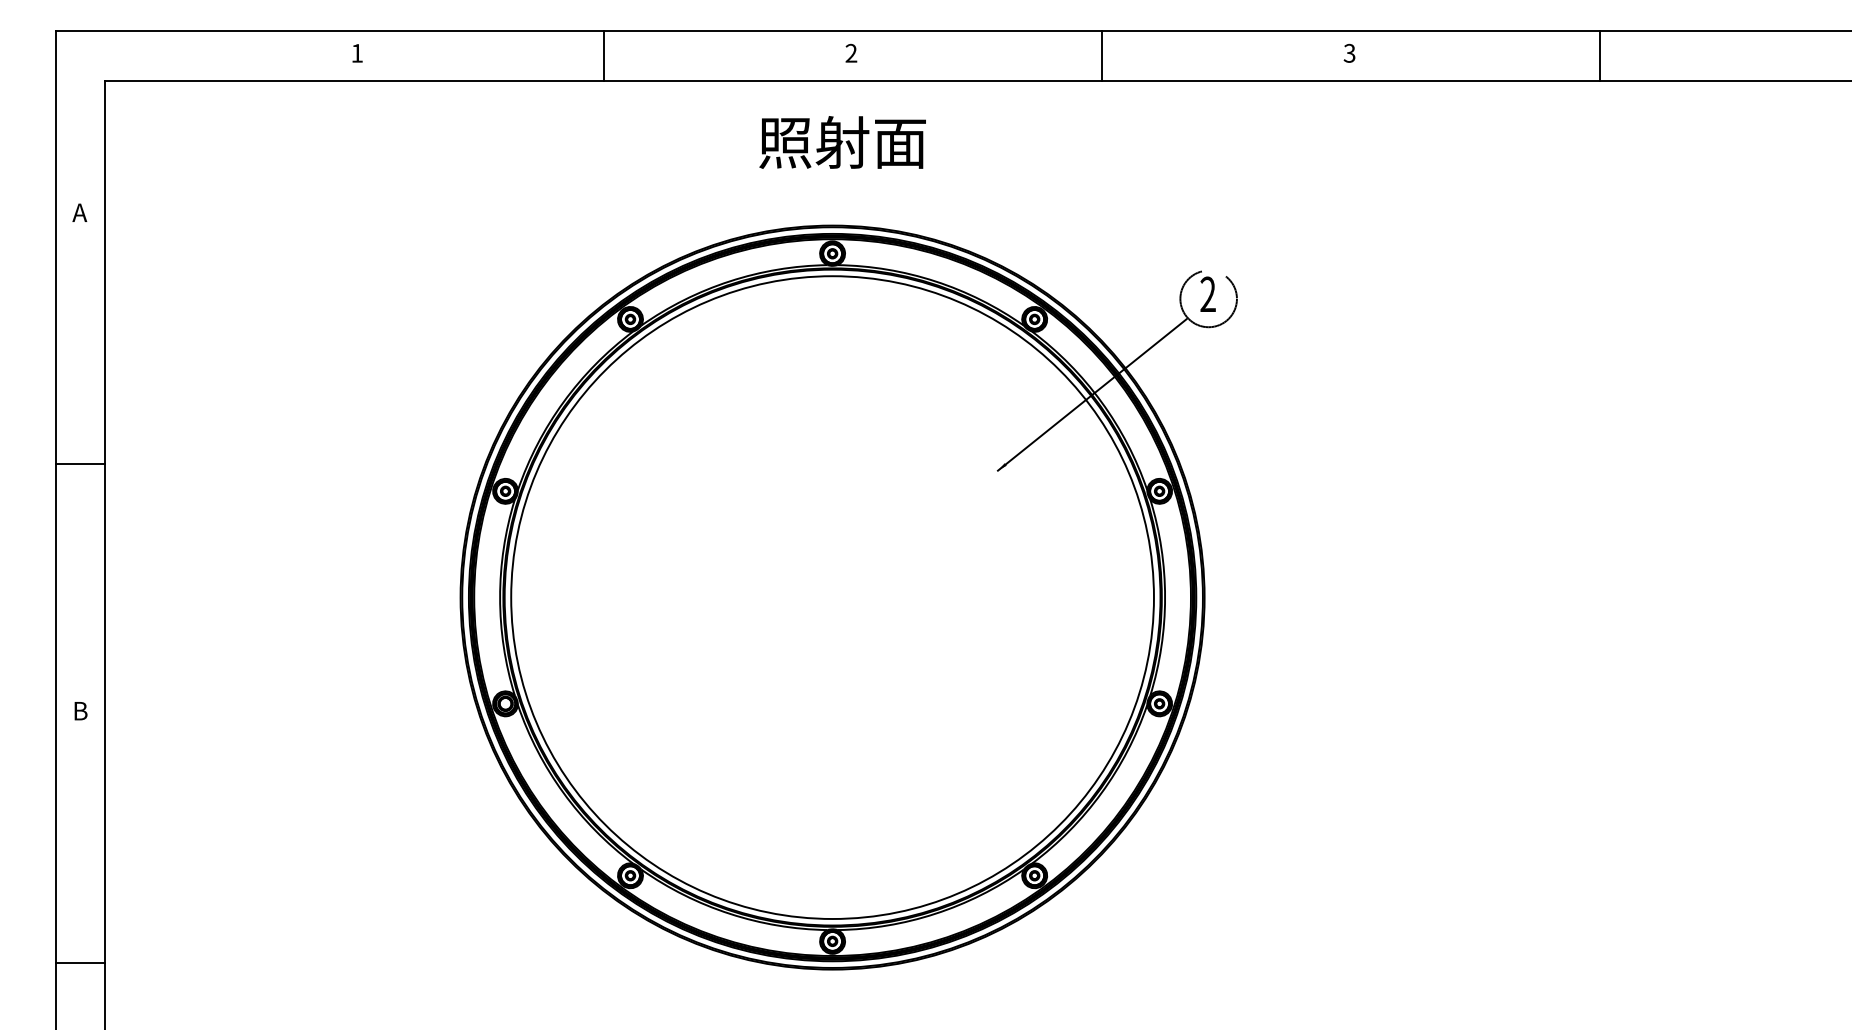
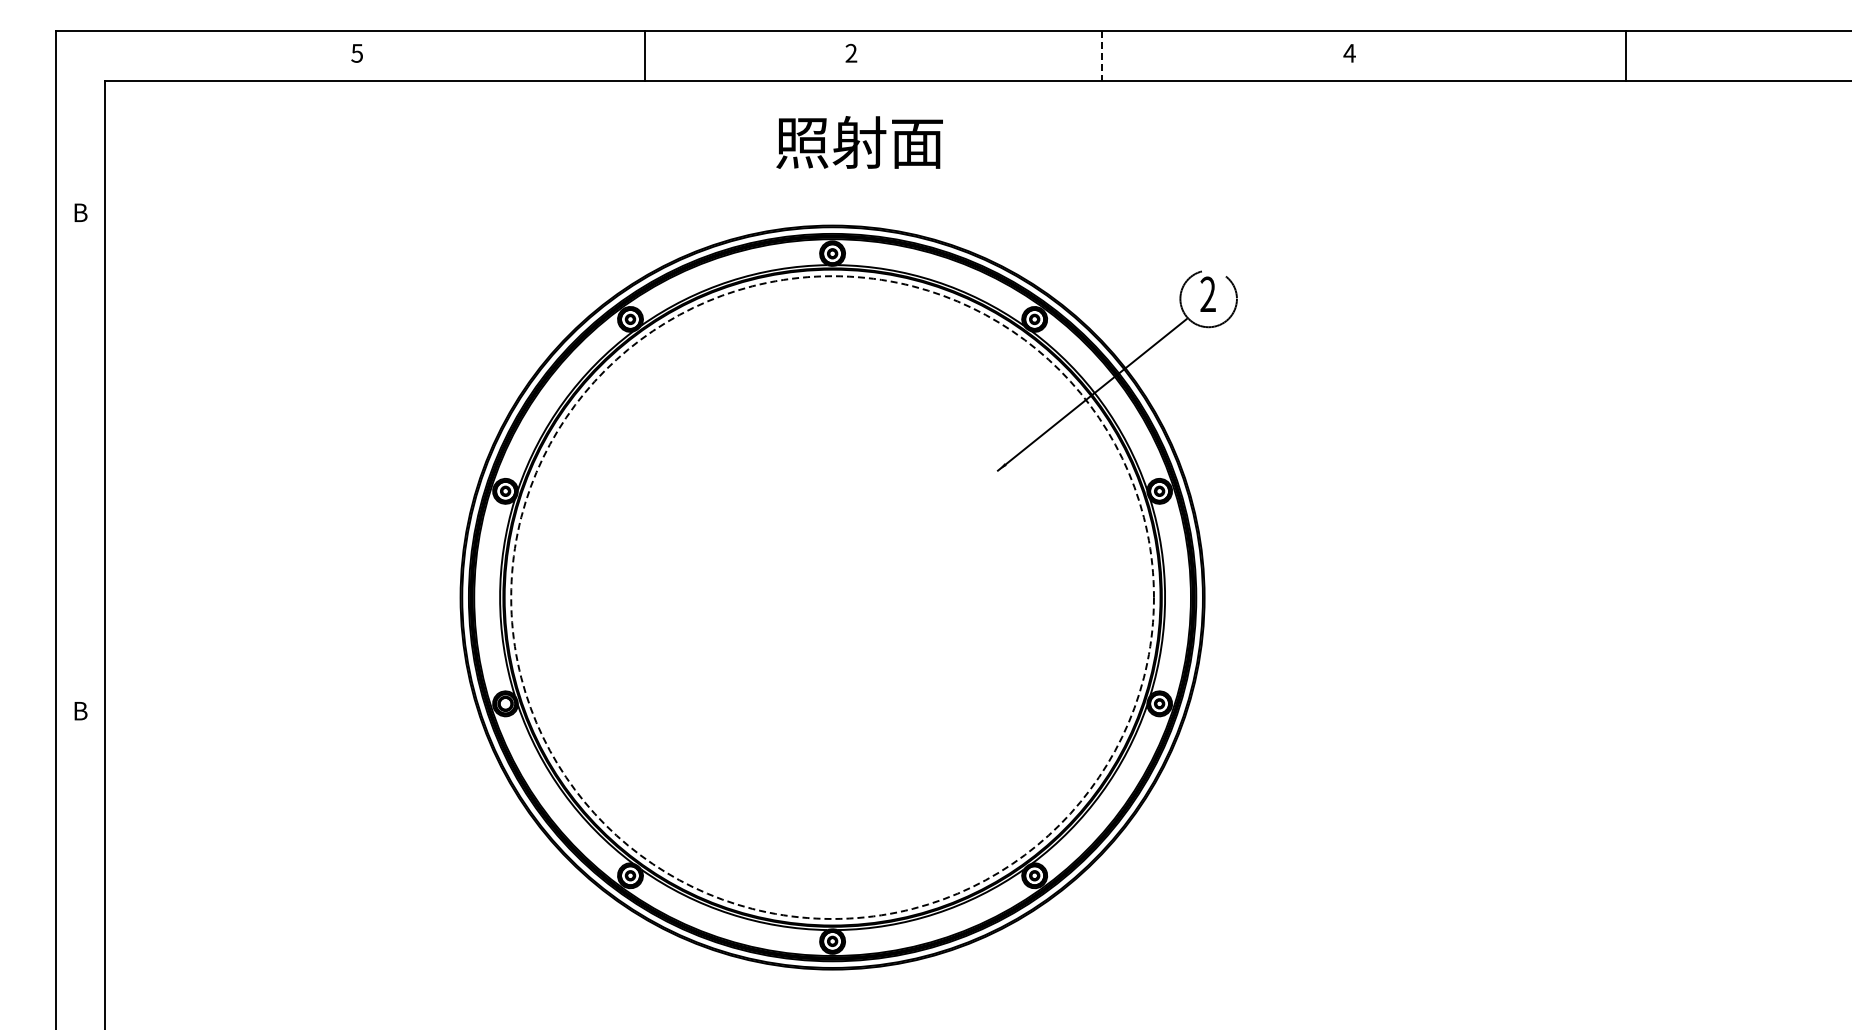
text: 3 -> 4 (1349, 52)
text: 1 -> 5 (356, 53)
line position: (603, 55) -> (644, 55) (644, 55)
line: solid -> dashed (1101, 55)
line position: (1600, 55) -> (1626, 55) (1626, 55)
text position: (842, 142) -> (859, 142) (859, 142)
text: A -> B (79, 212)
line: present -> none (80, 464)
circle: solid -> dashed (832, 597)
line: present -> none (80, 962)
